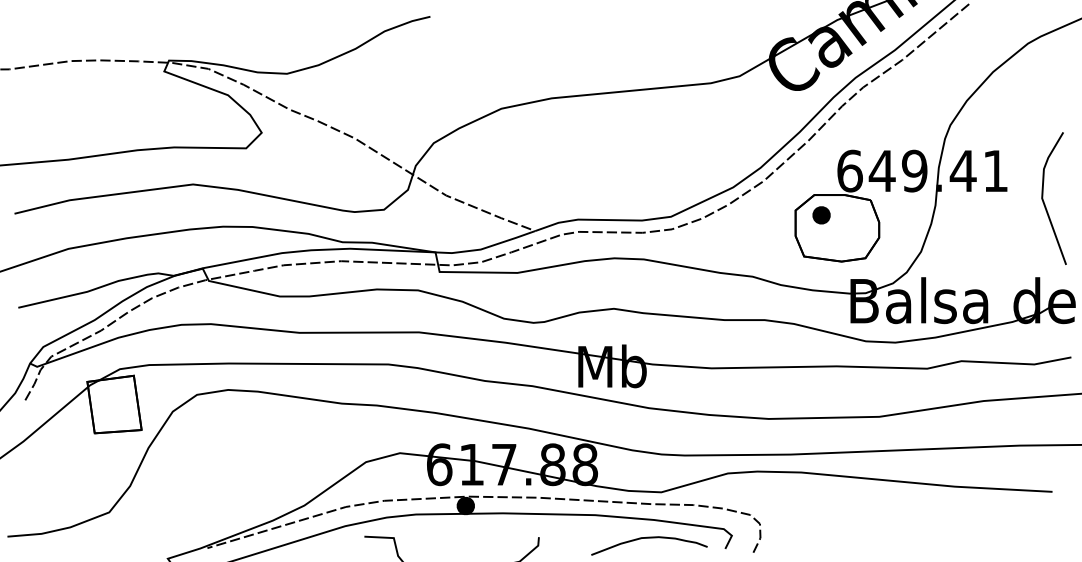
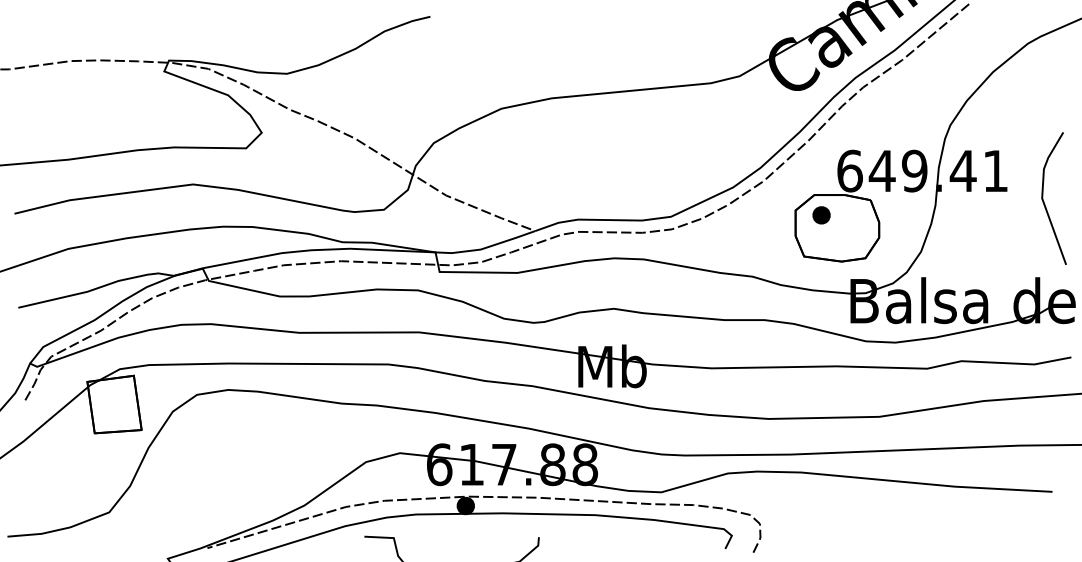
curve: present -> none (649, 538)
